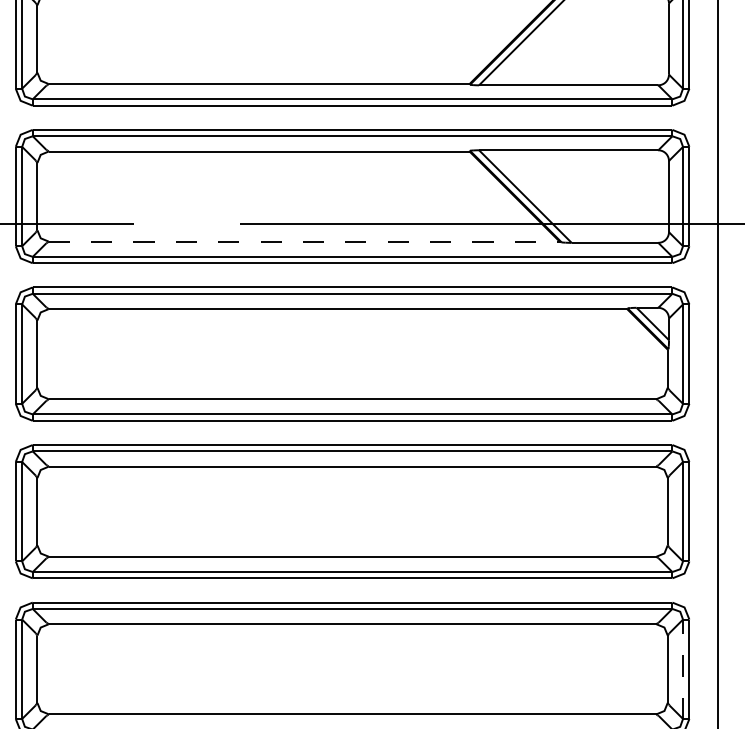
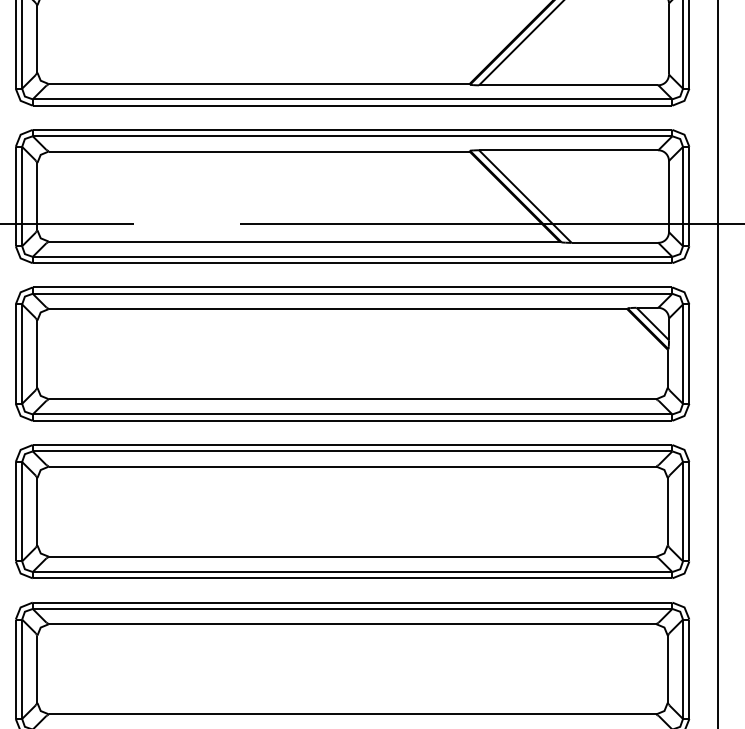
line: dashed -> solid (304, 241)
line: dashed -> solid (683, 669)
